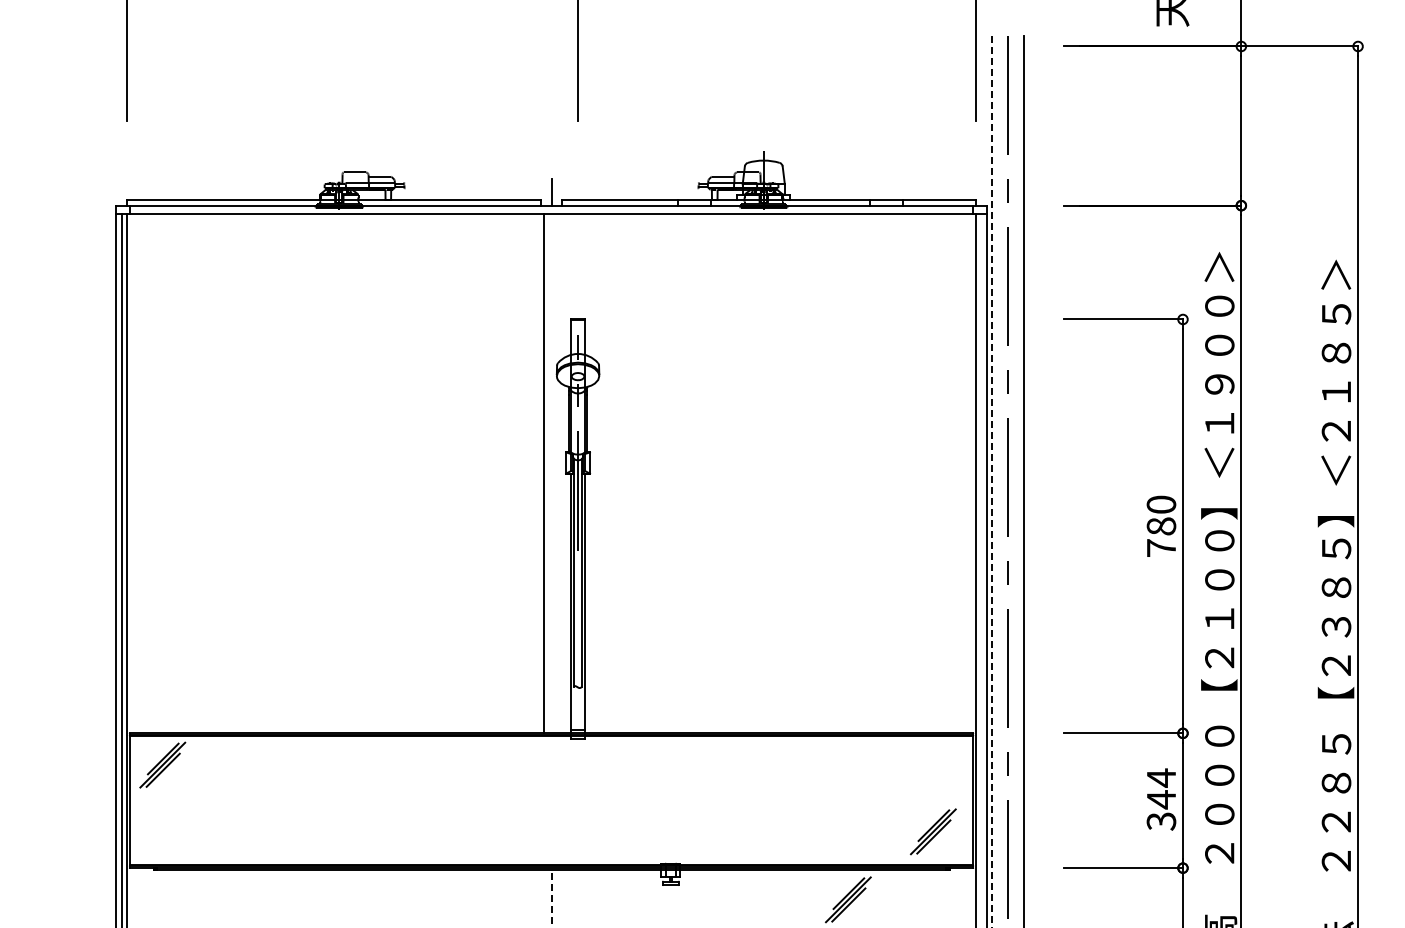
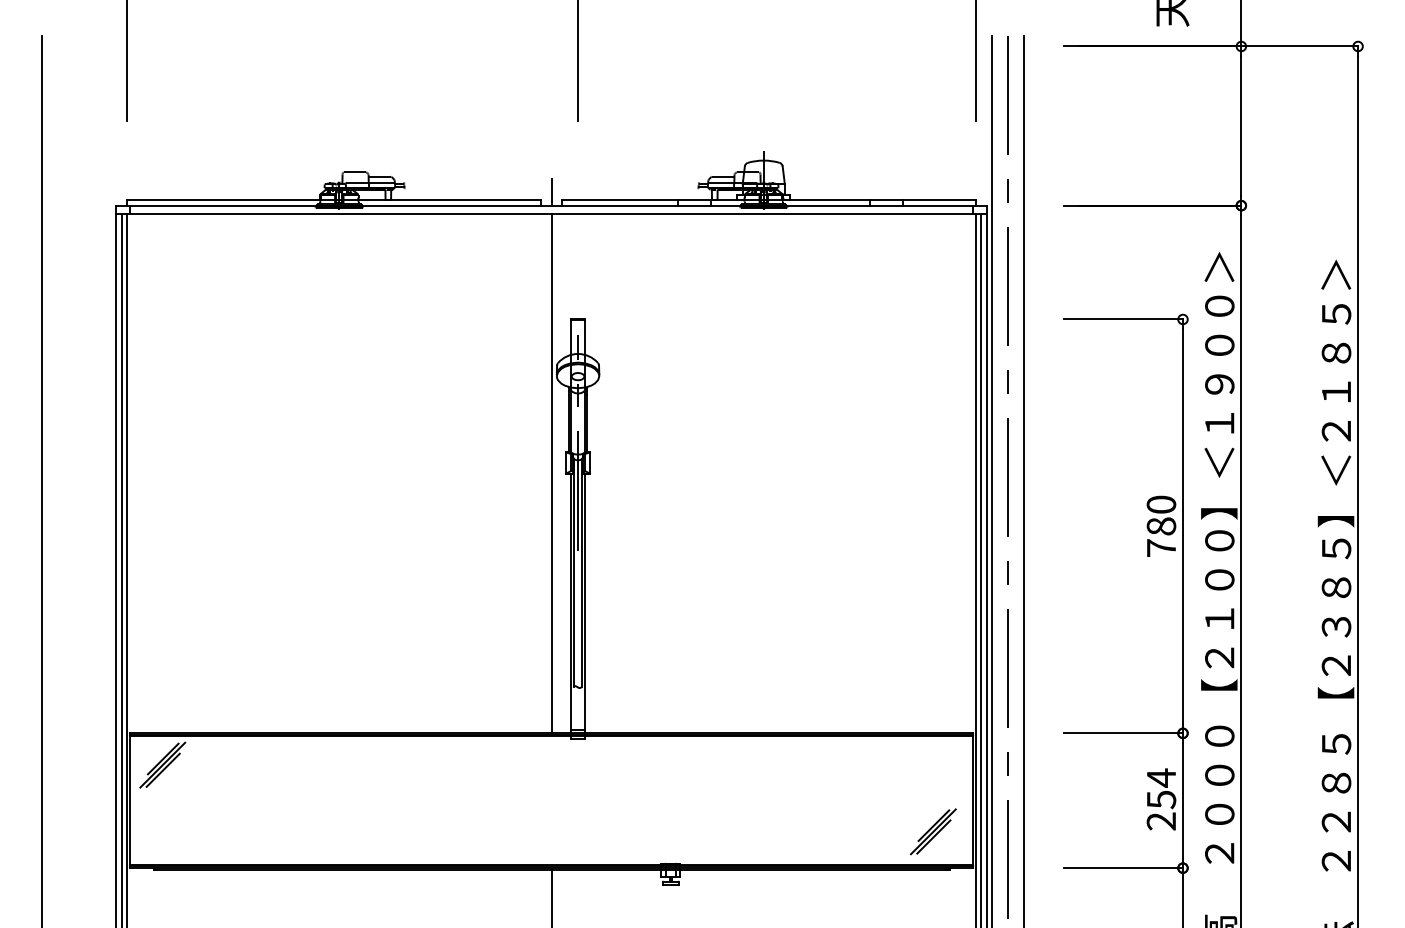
line position: (543, 473) -> (551, 473) (551, 473)
line: none -> present (42, 479)
line: dashed -> solid (991, 481)
line: none -> present (981, 568)
text: 344 -> 254 (1161, 810)
line: dashed -> solid (551, 898)
part: present -> none (848, 899)
